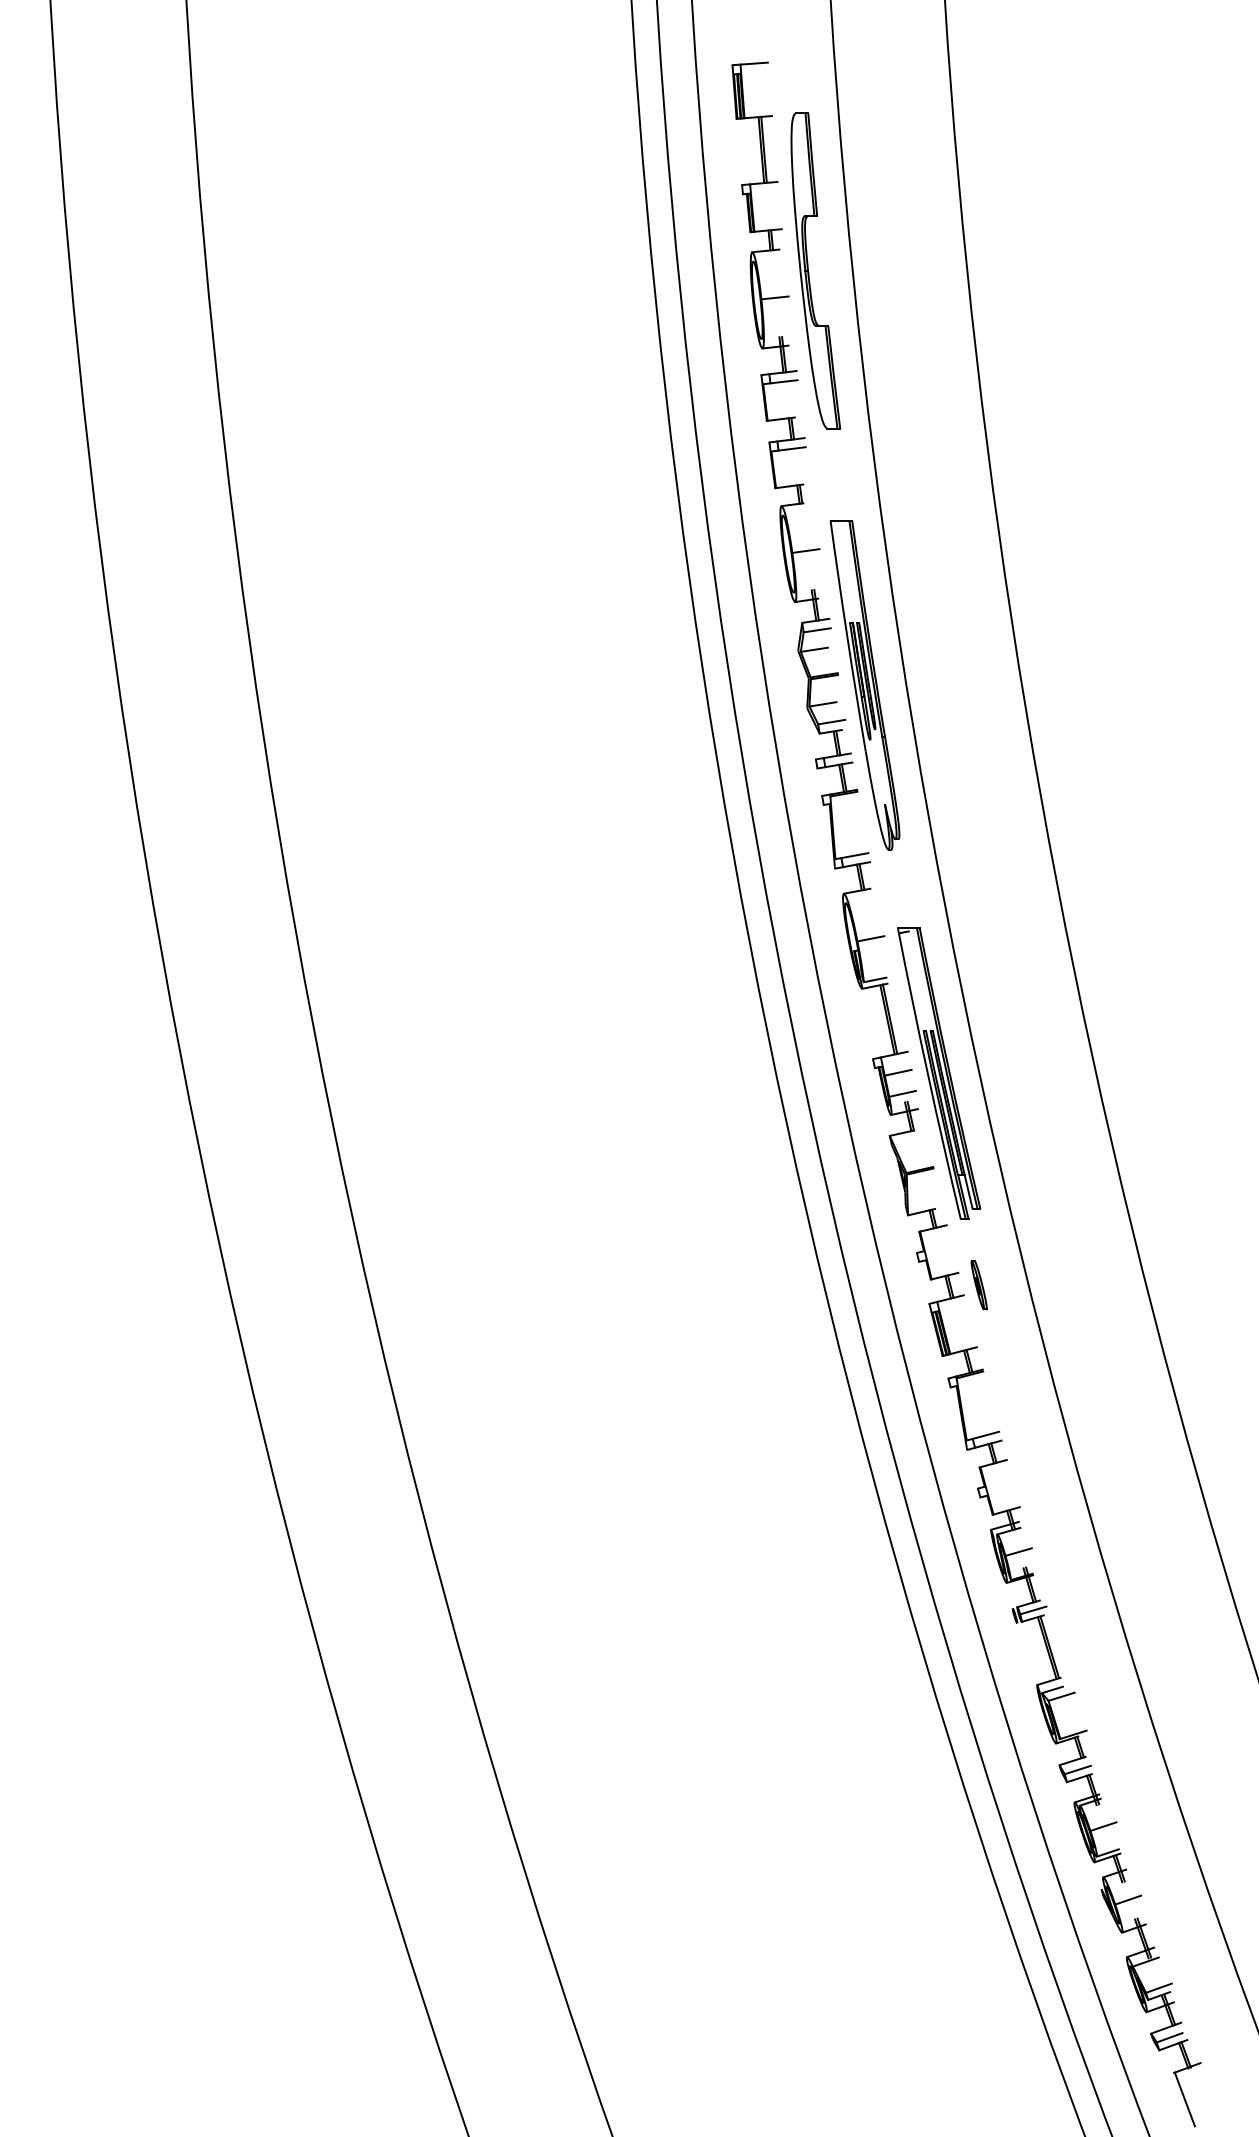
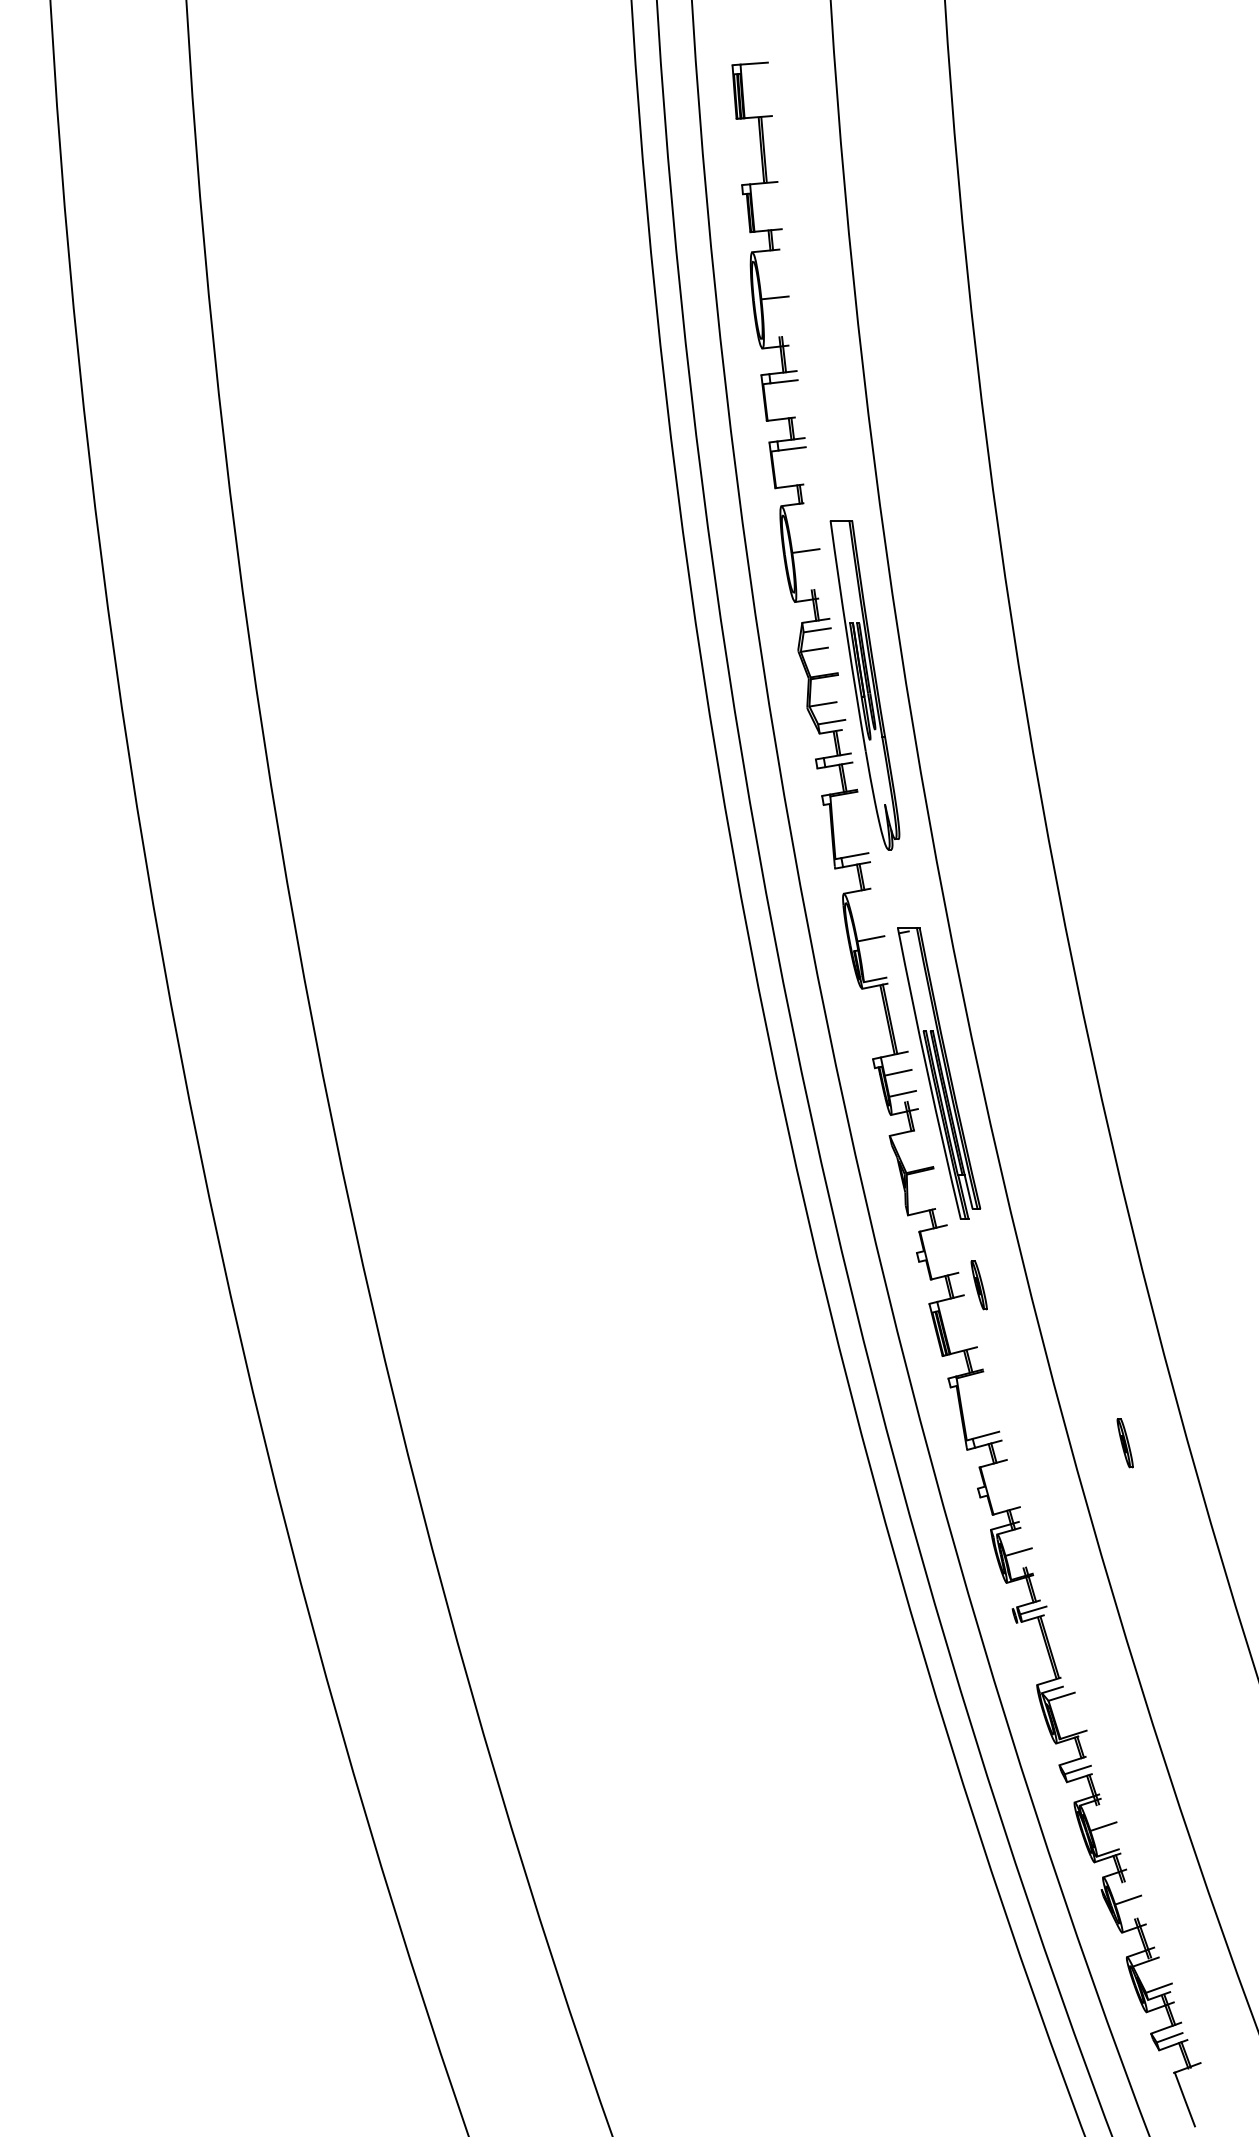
part: present -> none (809, 272)
part: none -> present (1124, 1443)
